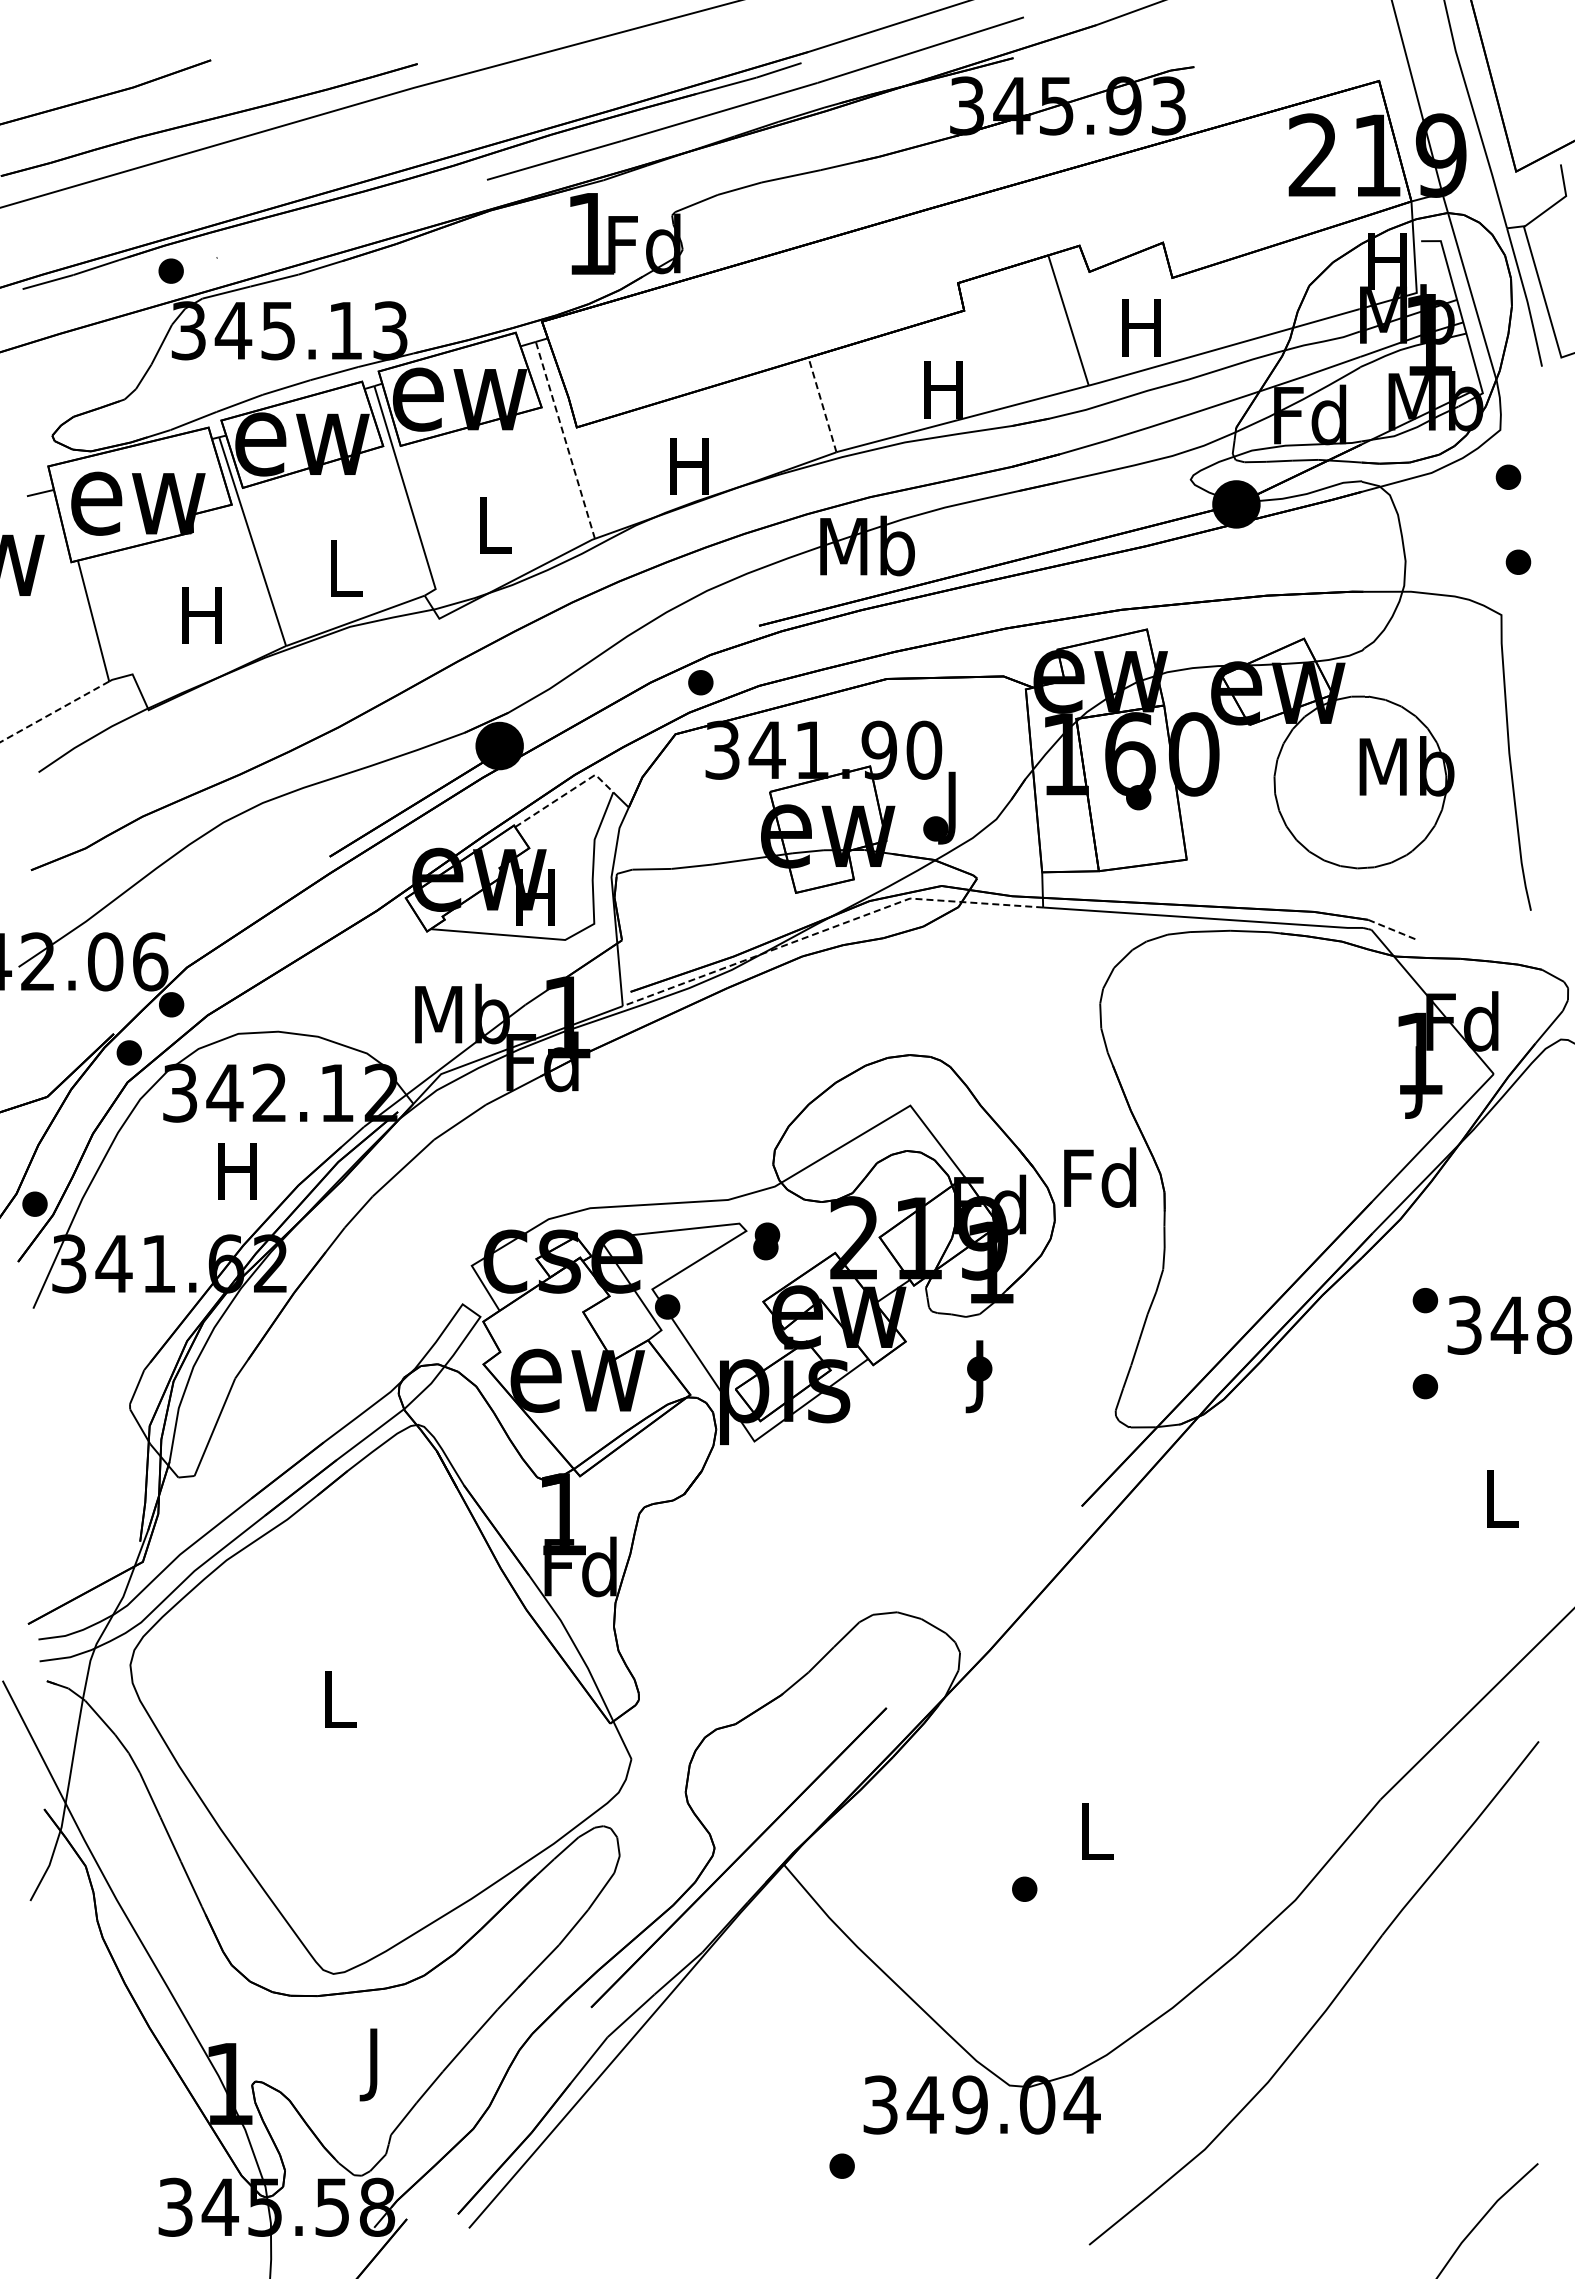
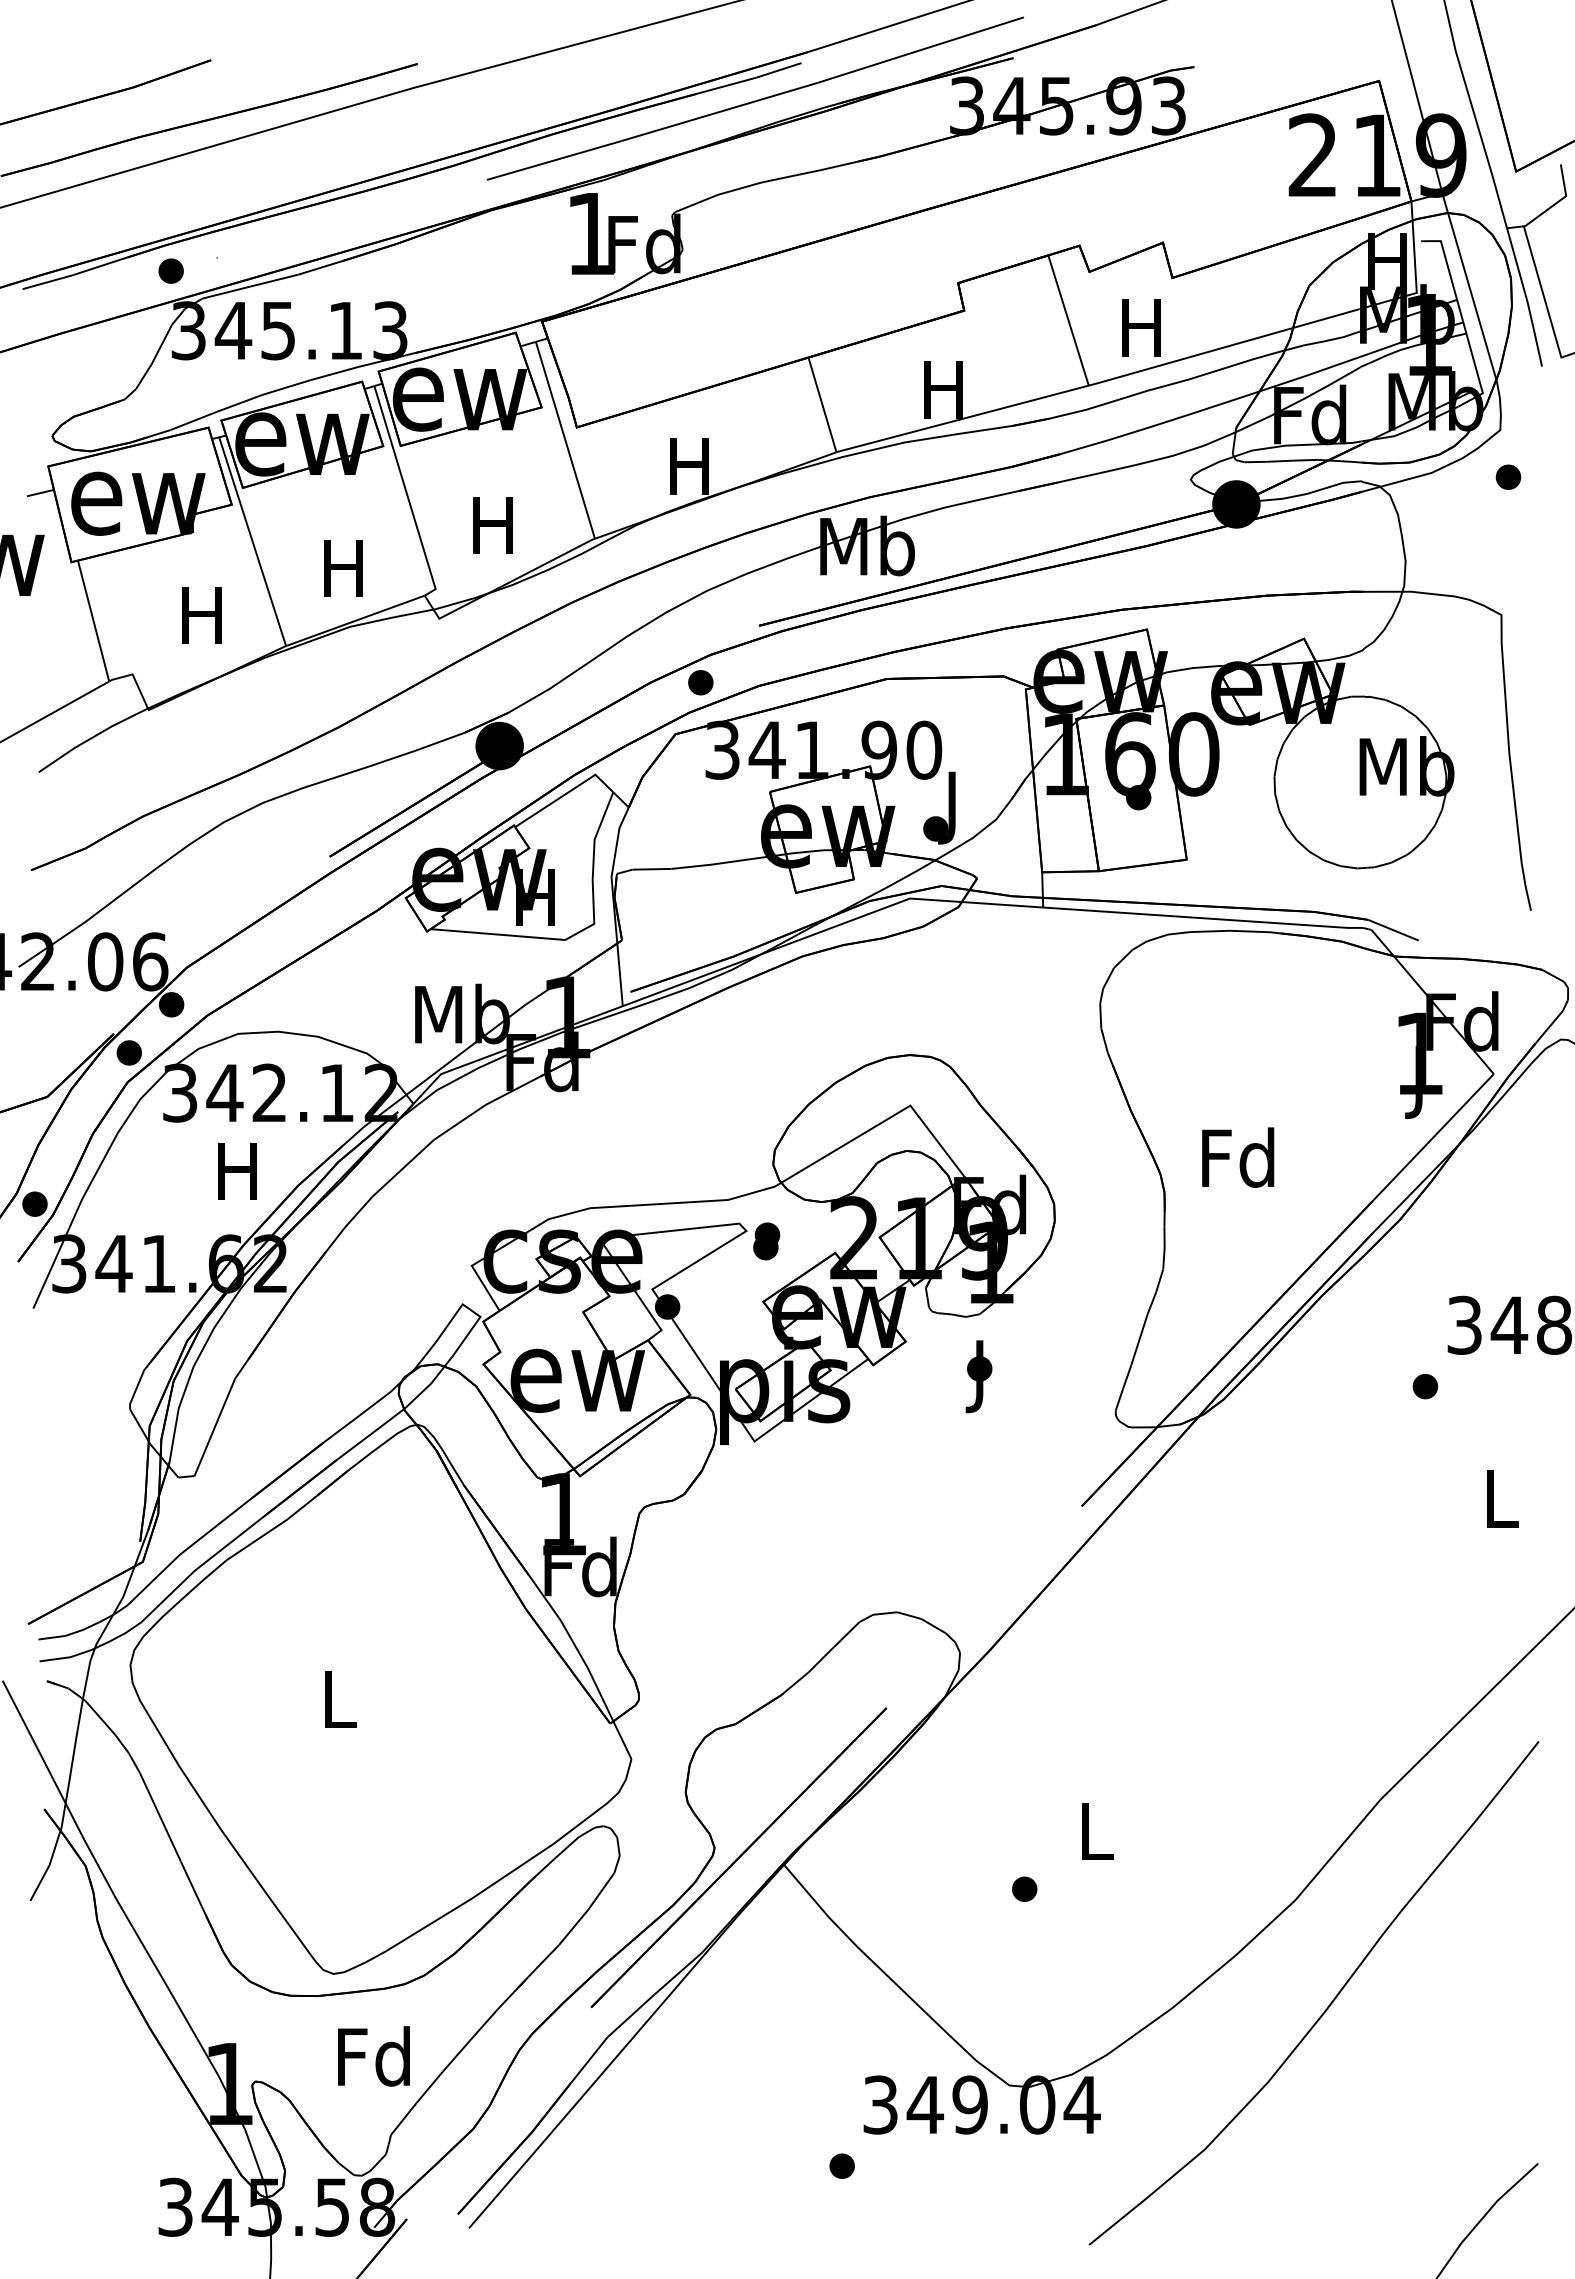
line: dashed -> solid (822, 404)
line: dashed -> solid (565, 440)
text: L -> H (492, 525)
part: present -> none (1518, 561)
text: L -> H (343, 568)
line: dashed -> solid (54, 712)
line: dashed -> solid (567, 793)
line: dashed -> solid (829, 928)
line: dashed -> solid (1393, 930)
text position: (1100, 1177) -> (1238, 1157) (1238, 1157)
part: present -> none (1425, 1300)
text: J -> Fd (373, 2063)
